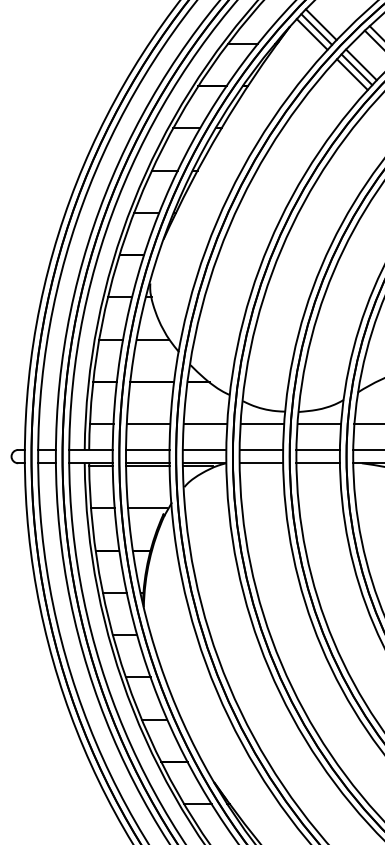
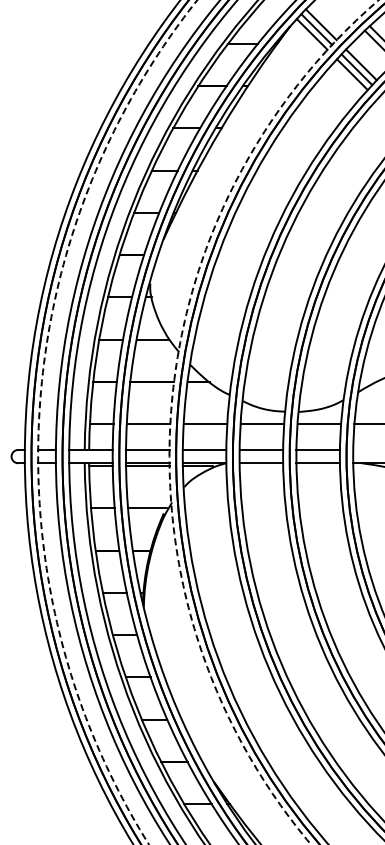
circle: solid -> dashed (117, 422)
circle: solid -> dashed (273, 422)
line: present -> none (367, 449)
